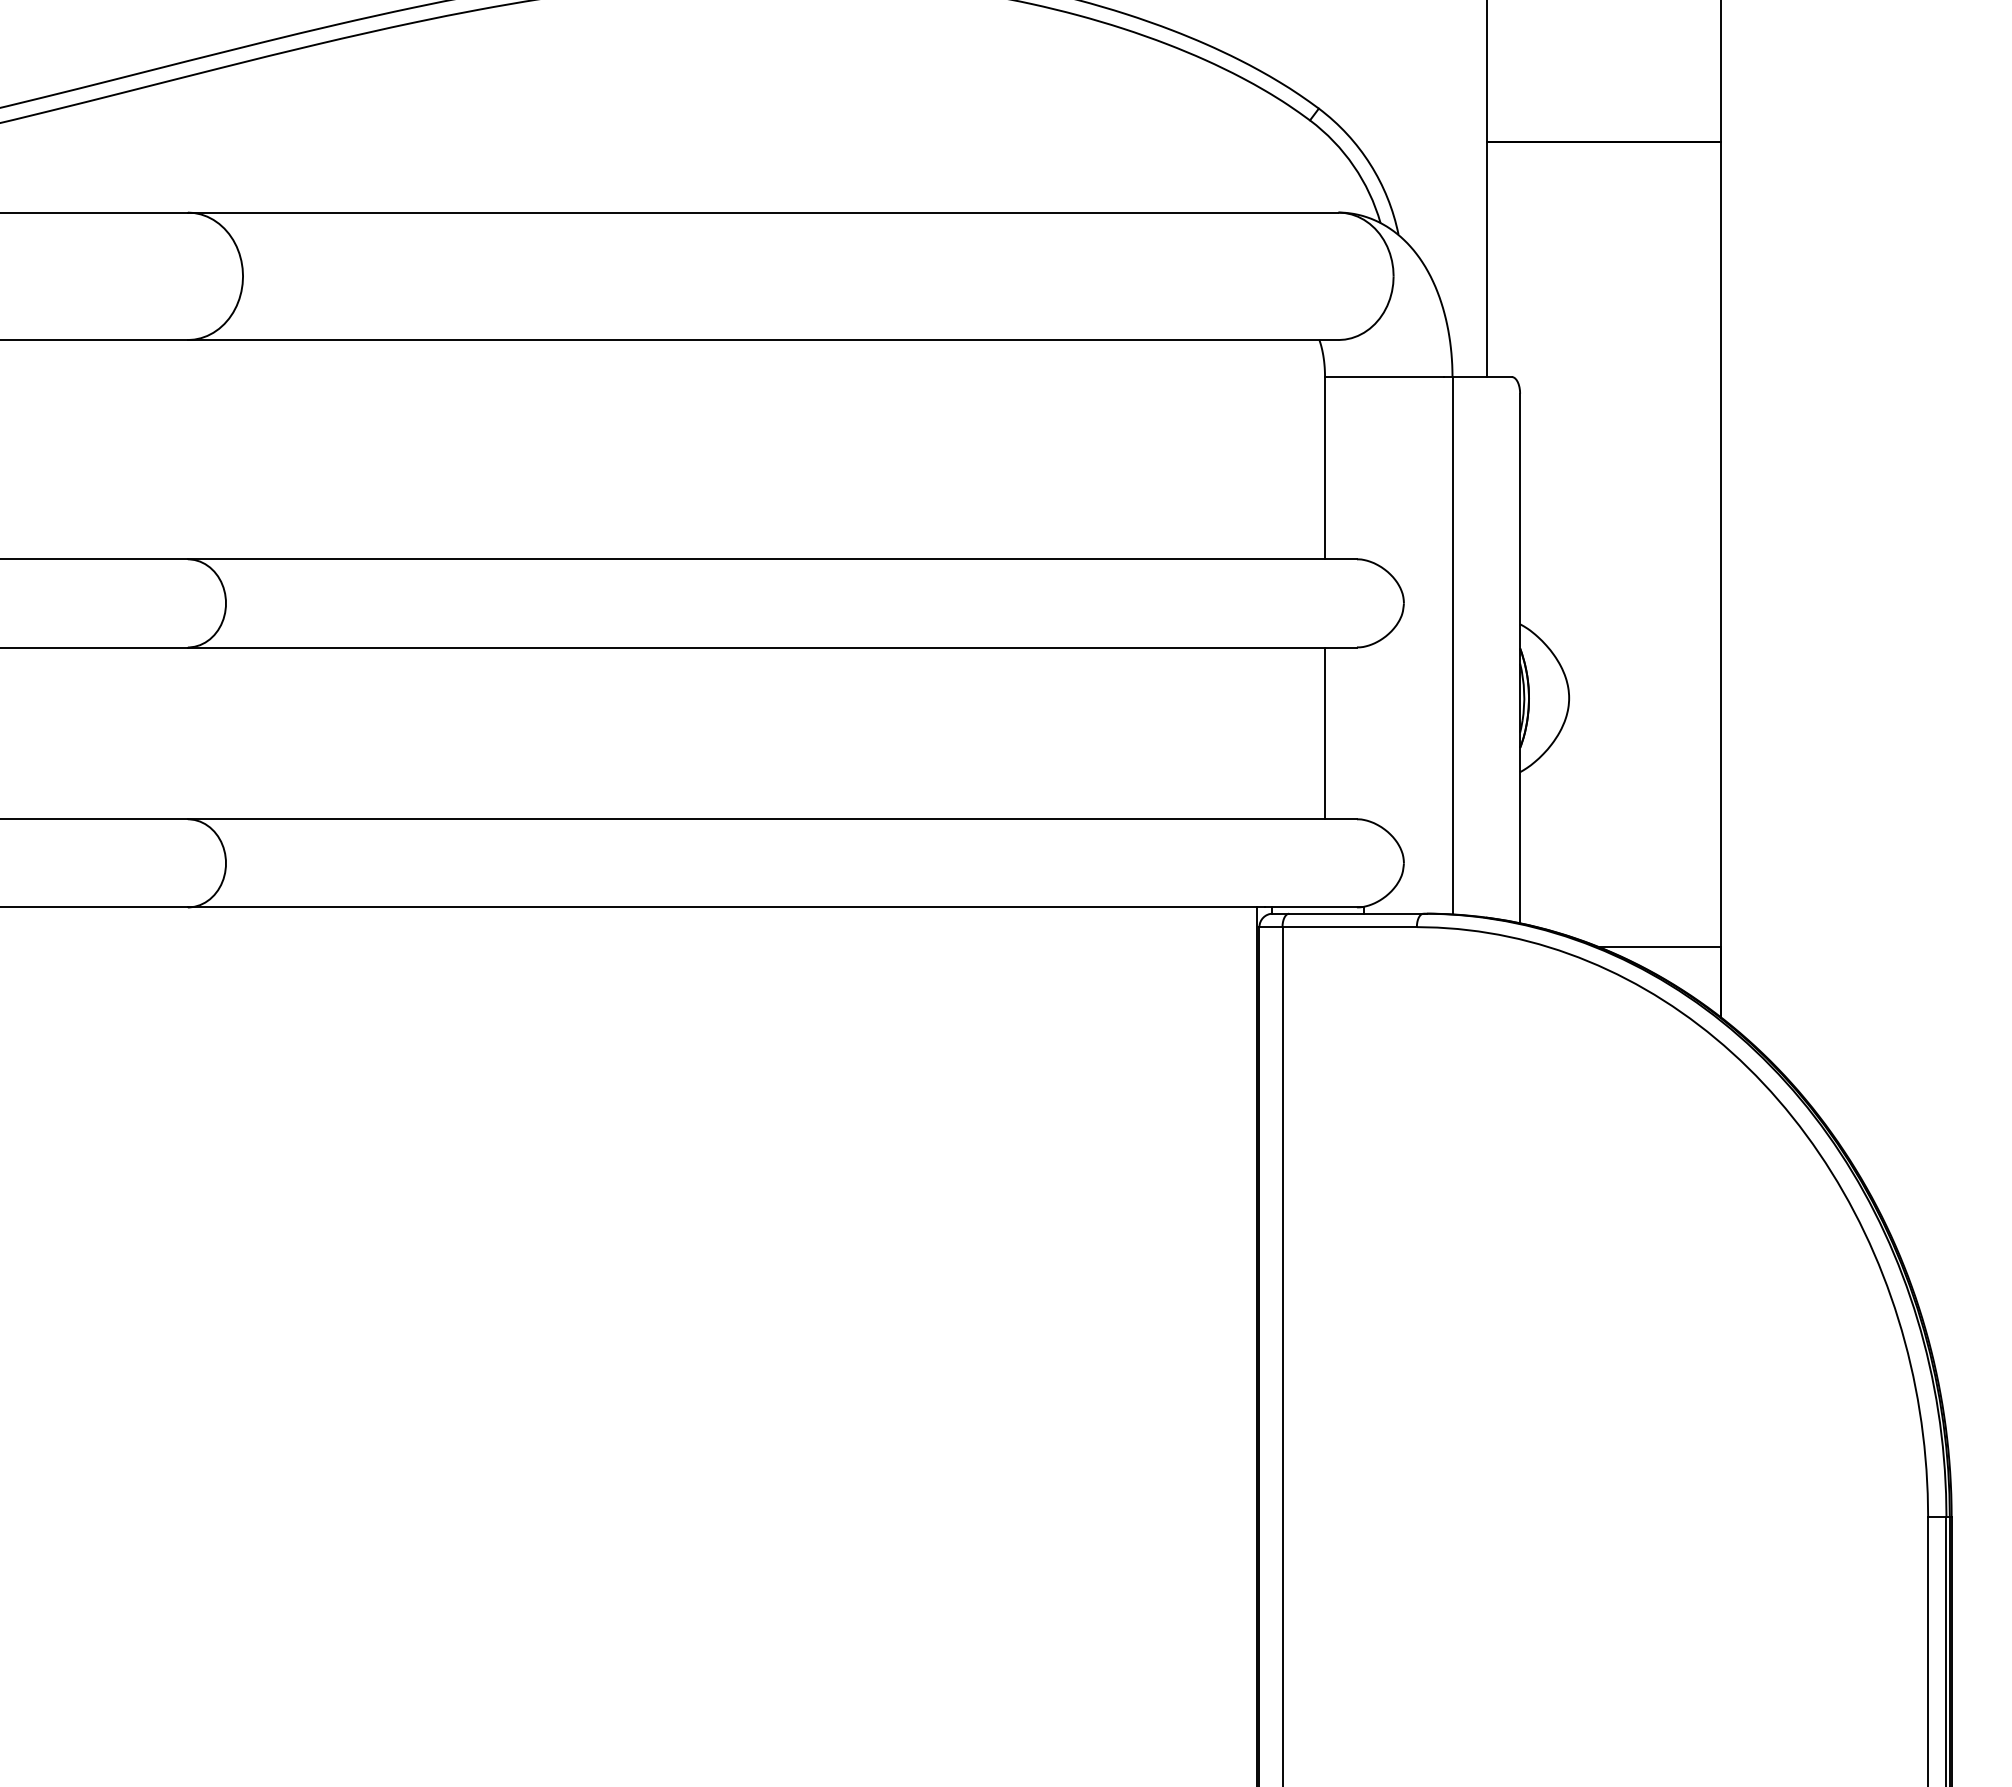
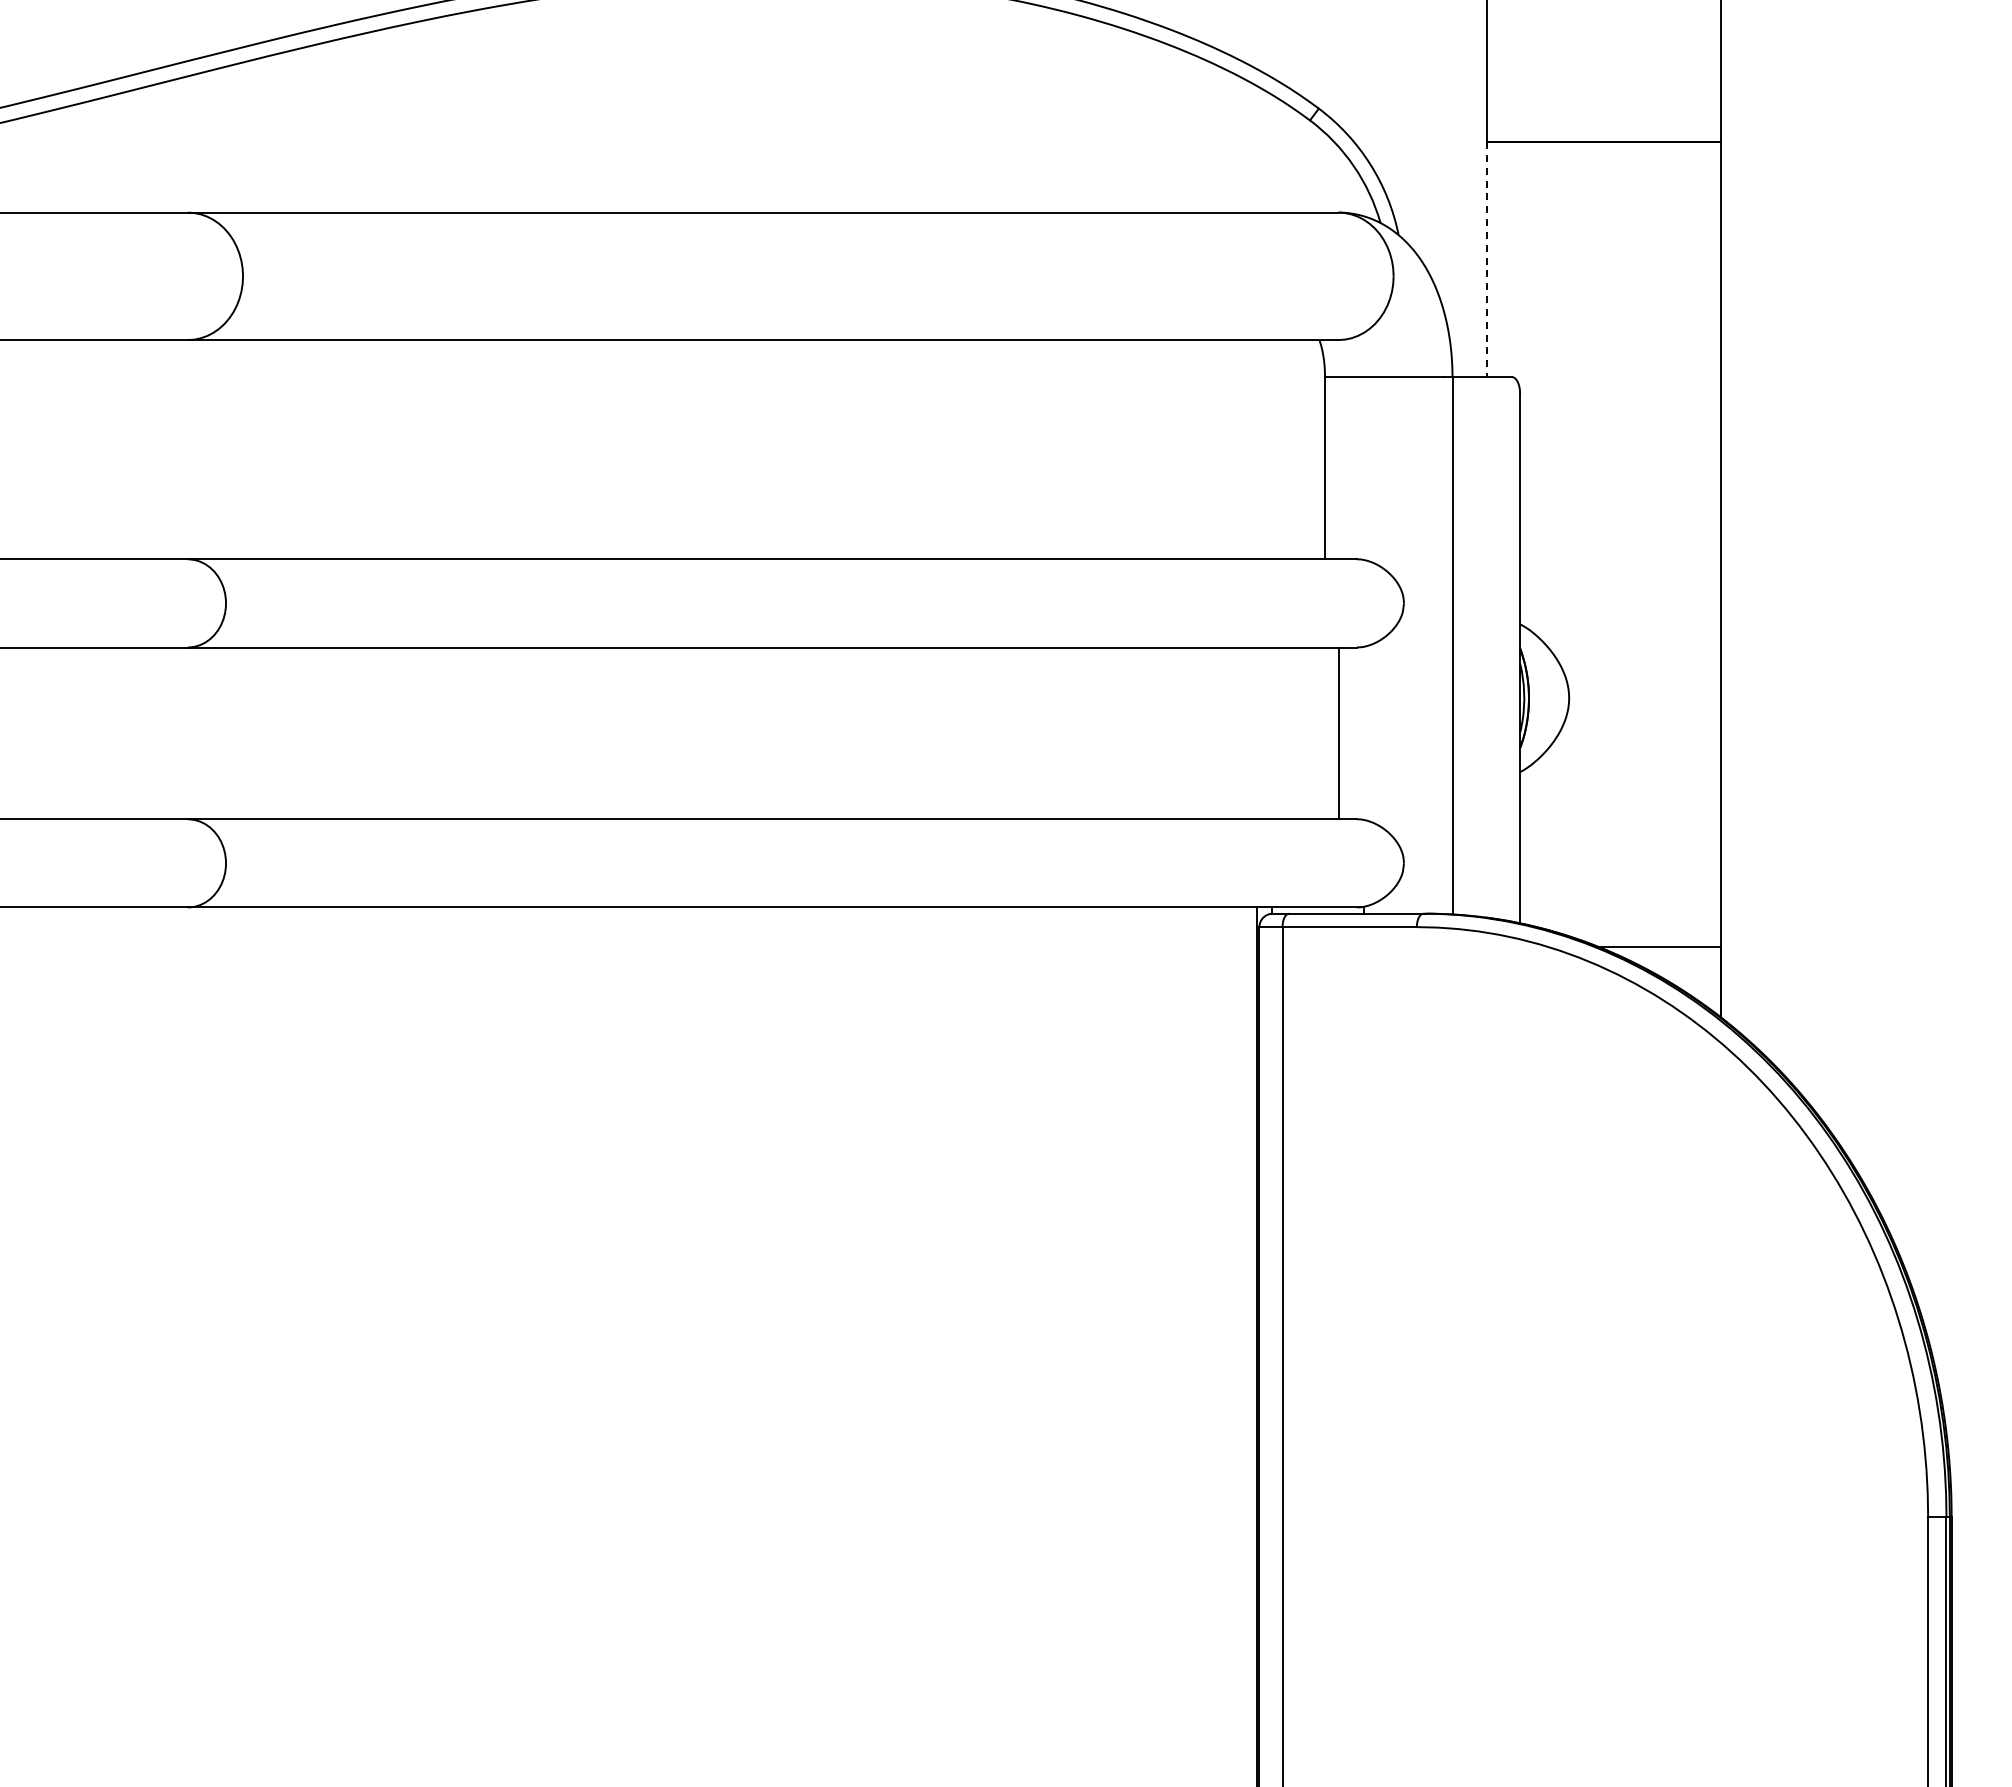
line: solid -> dashed (1486, 260)
line position: (1325, 733) -> (1339, 733) (1339, 733)
